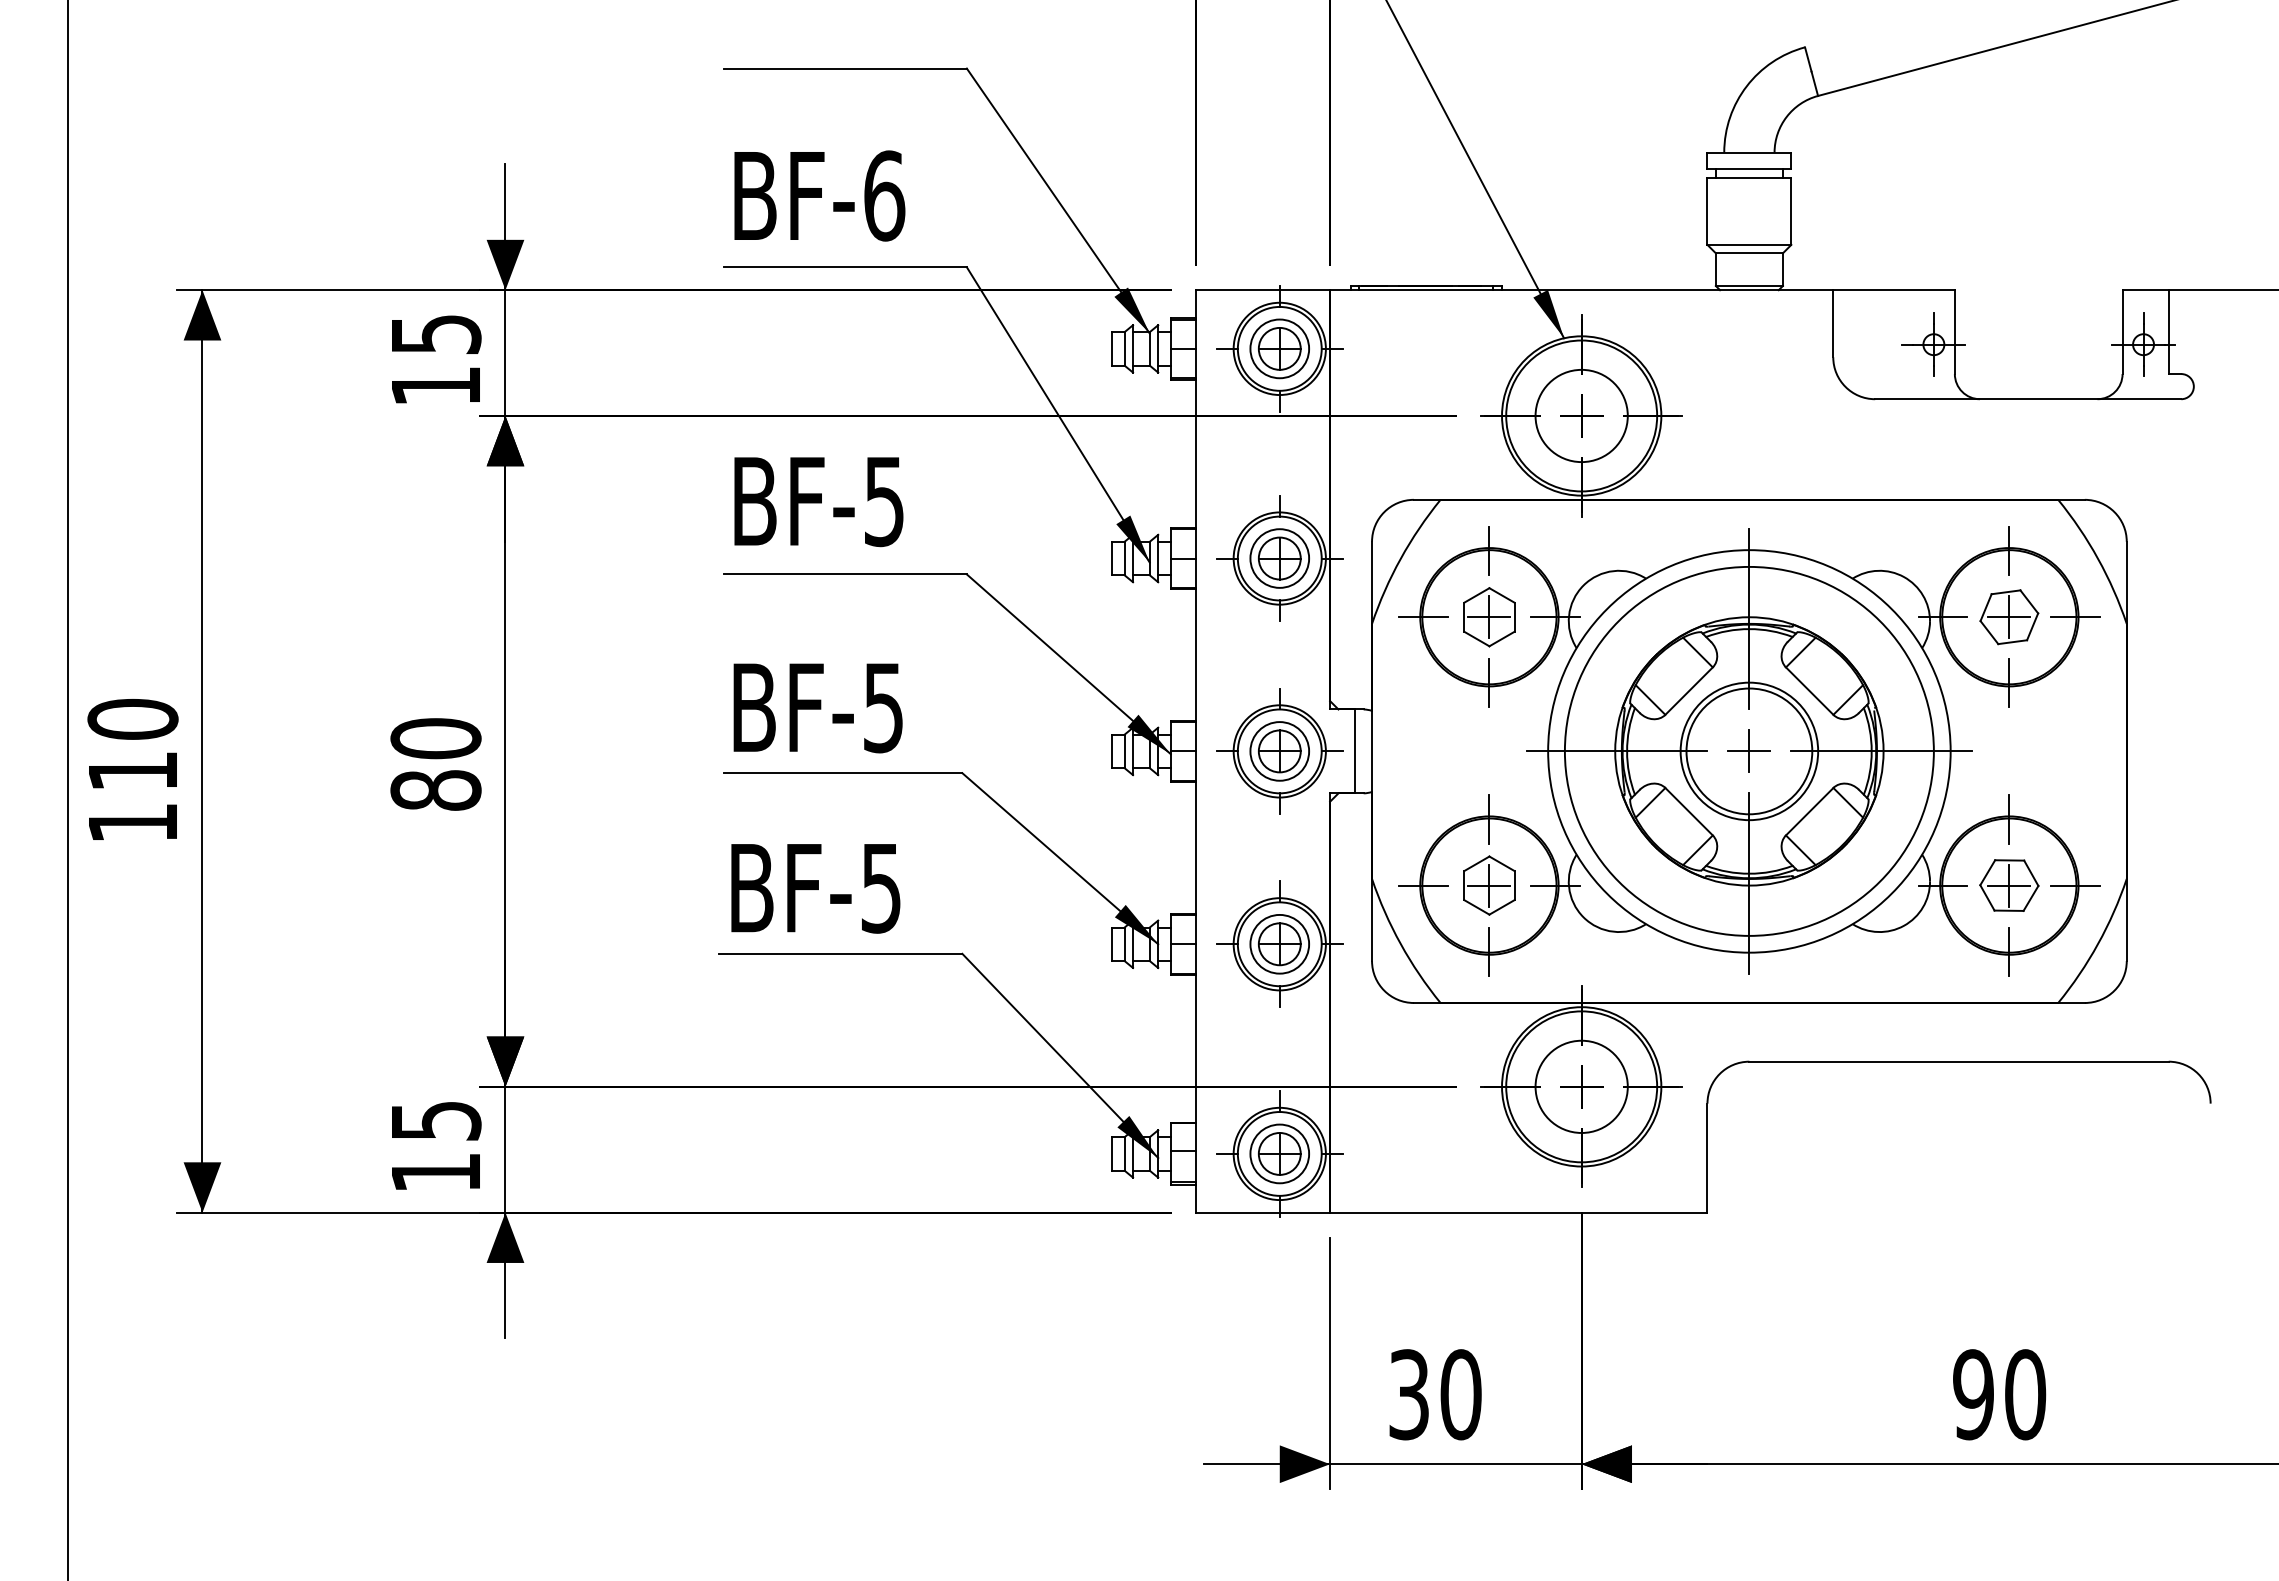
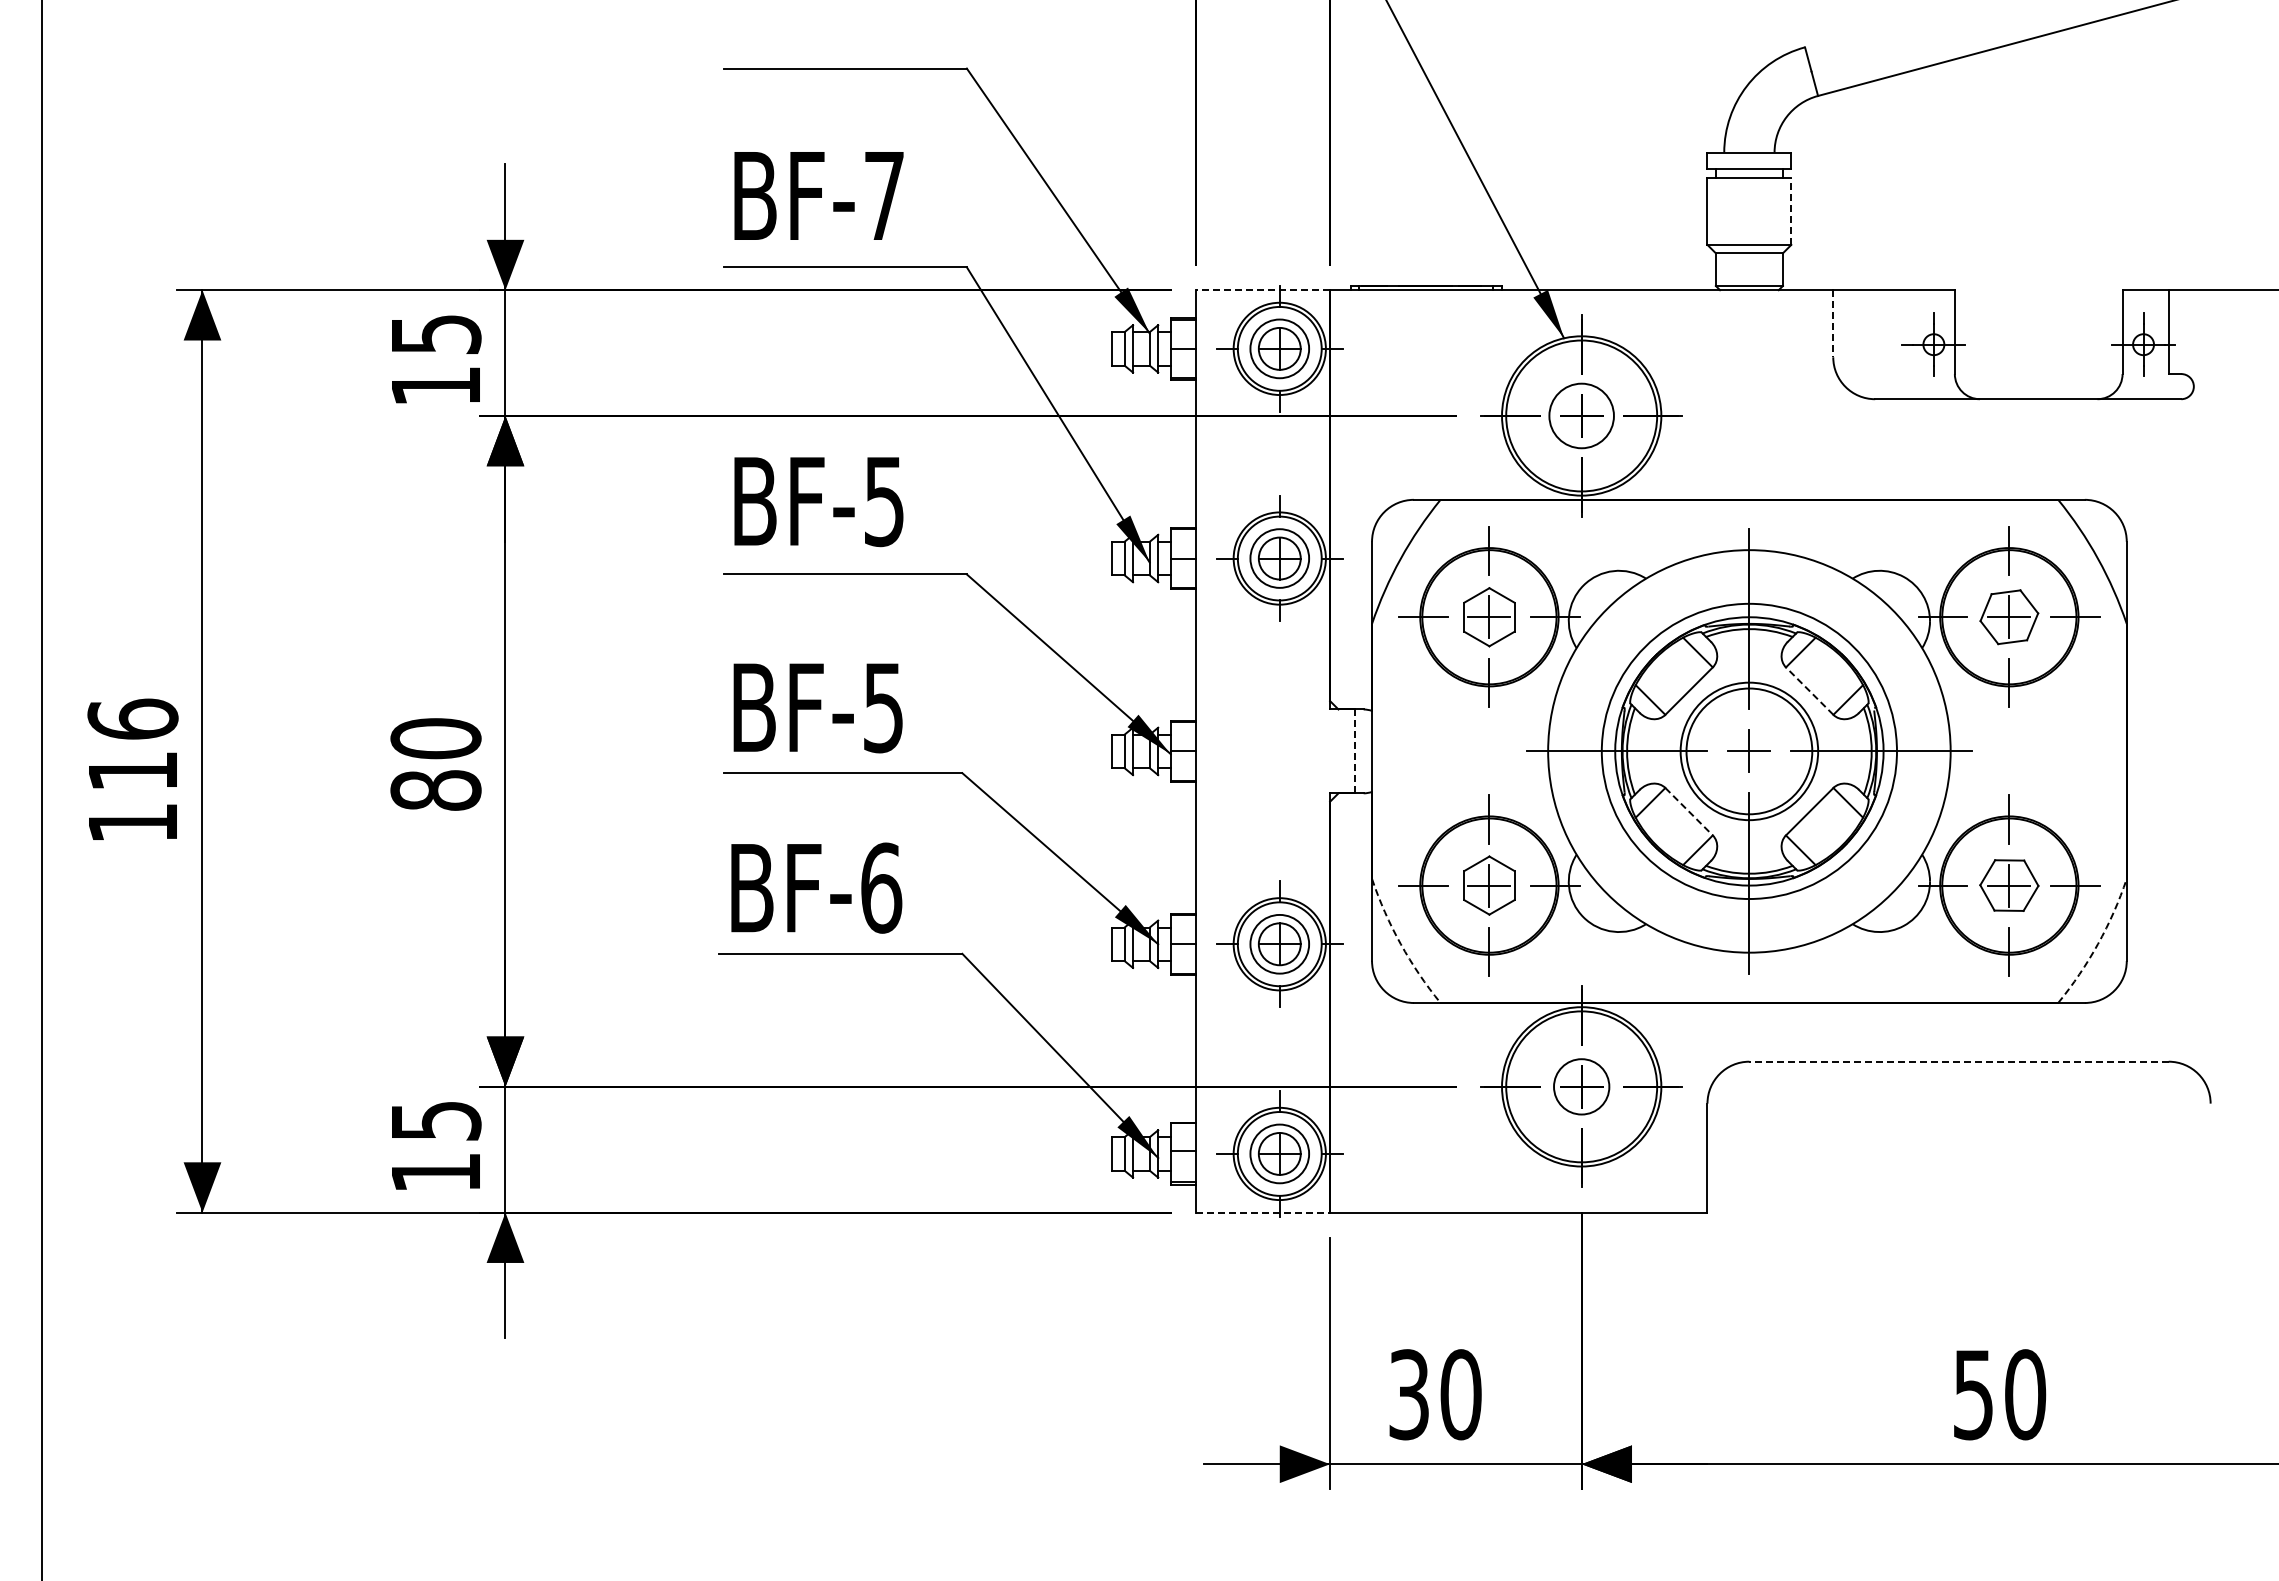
text: BF-6 -> BF-7 (884, 195)
line: solid -> dashed (1791, 211)
line: solid -> dashed (1262, 290)
line: solid -> dashed (1833, 323)
circle diameter: 92 px -> 65 px (1581, 415)
line: solid -> dashed (1809, 691)
text: 110 -> 116 (132, 718)
circle diameter: 369 px -> 295 px (1748, 751)
part: present -> none (1279, 751)
line: solid -> dashed (1355, 751)
line position: (68, 789) -> (42, 789) (42, 789)
line: solid -> dashed (1689, 811)
text: BF-5 -> BF-6 (881, 887)
arc: solid -> dashed (1400, 944)
arc: solid -> dashed (2098, 944)
line: solid -> dashed (1959, 1061)
circle diameter: 92 px -> 55 px (1581, 1086)
line: solid -> dashed (1263, 1212)
text: 90 -> 50 (1973, 1394)
